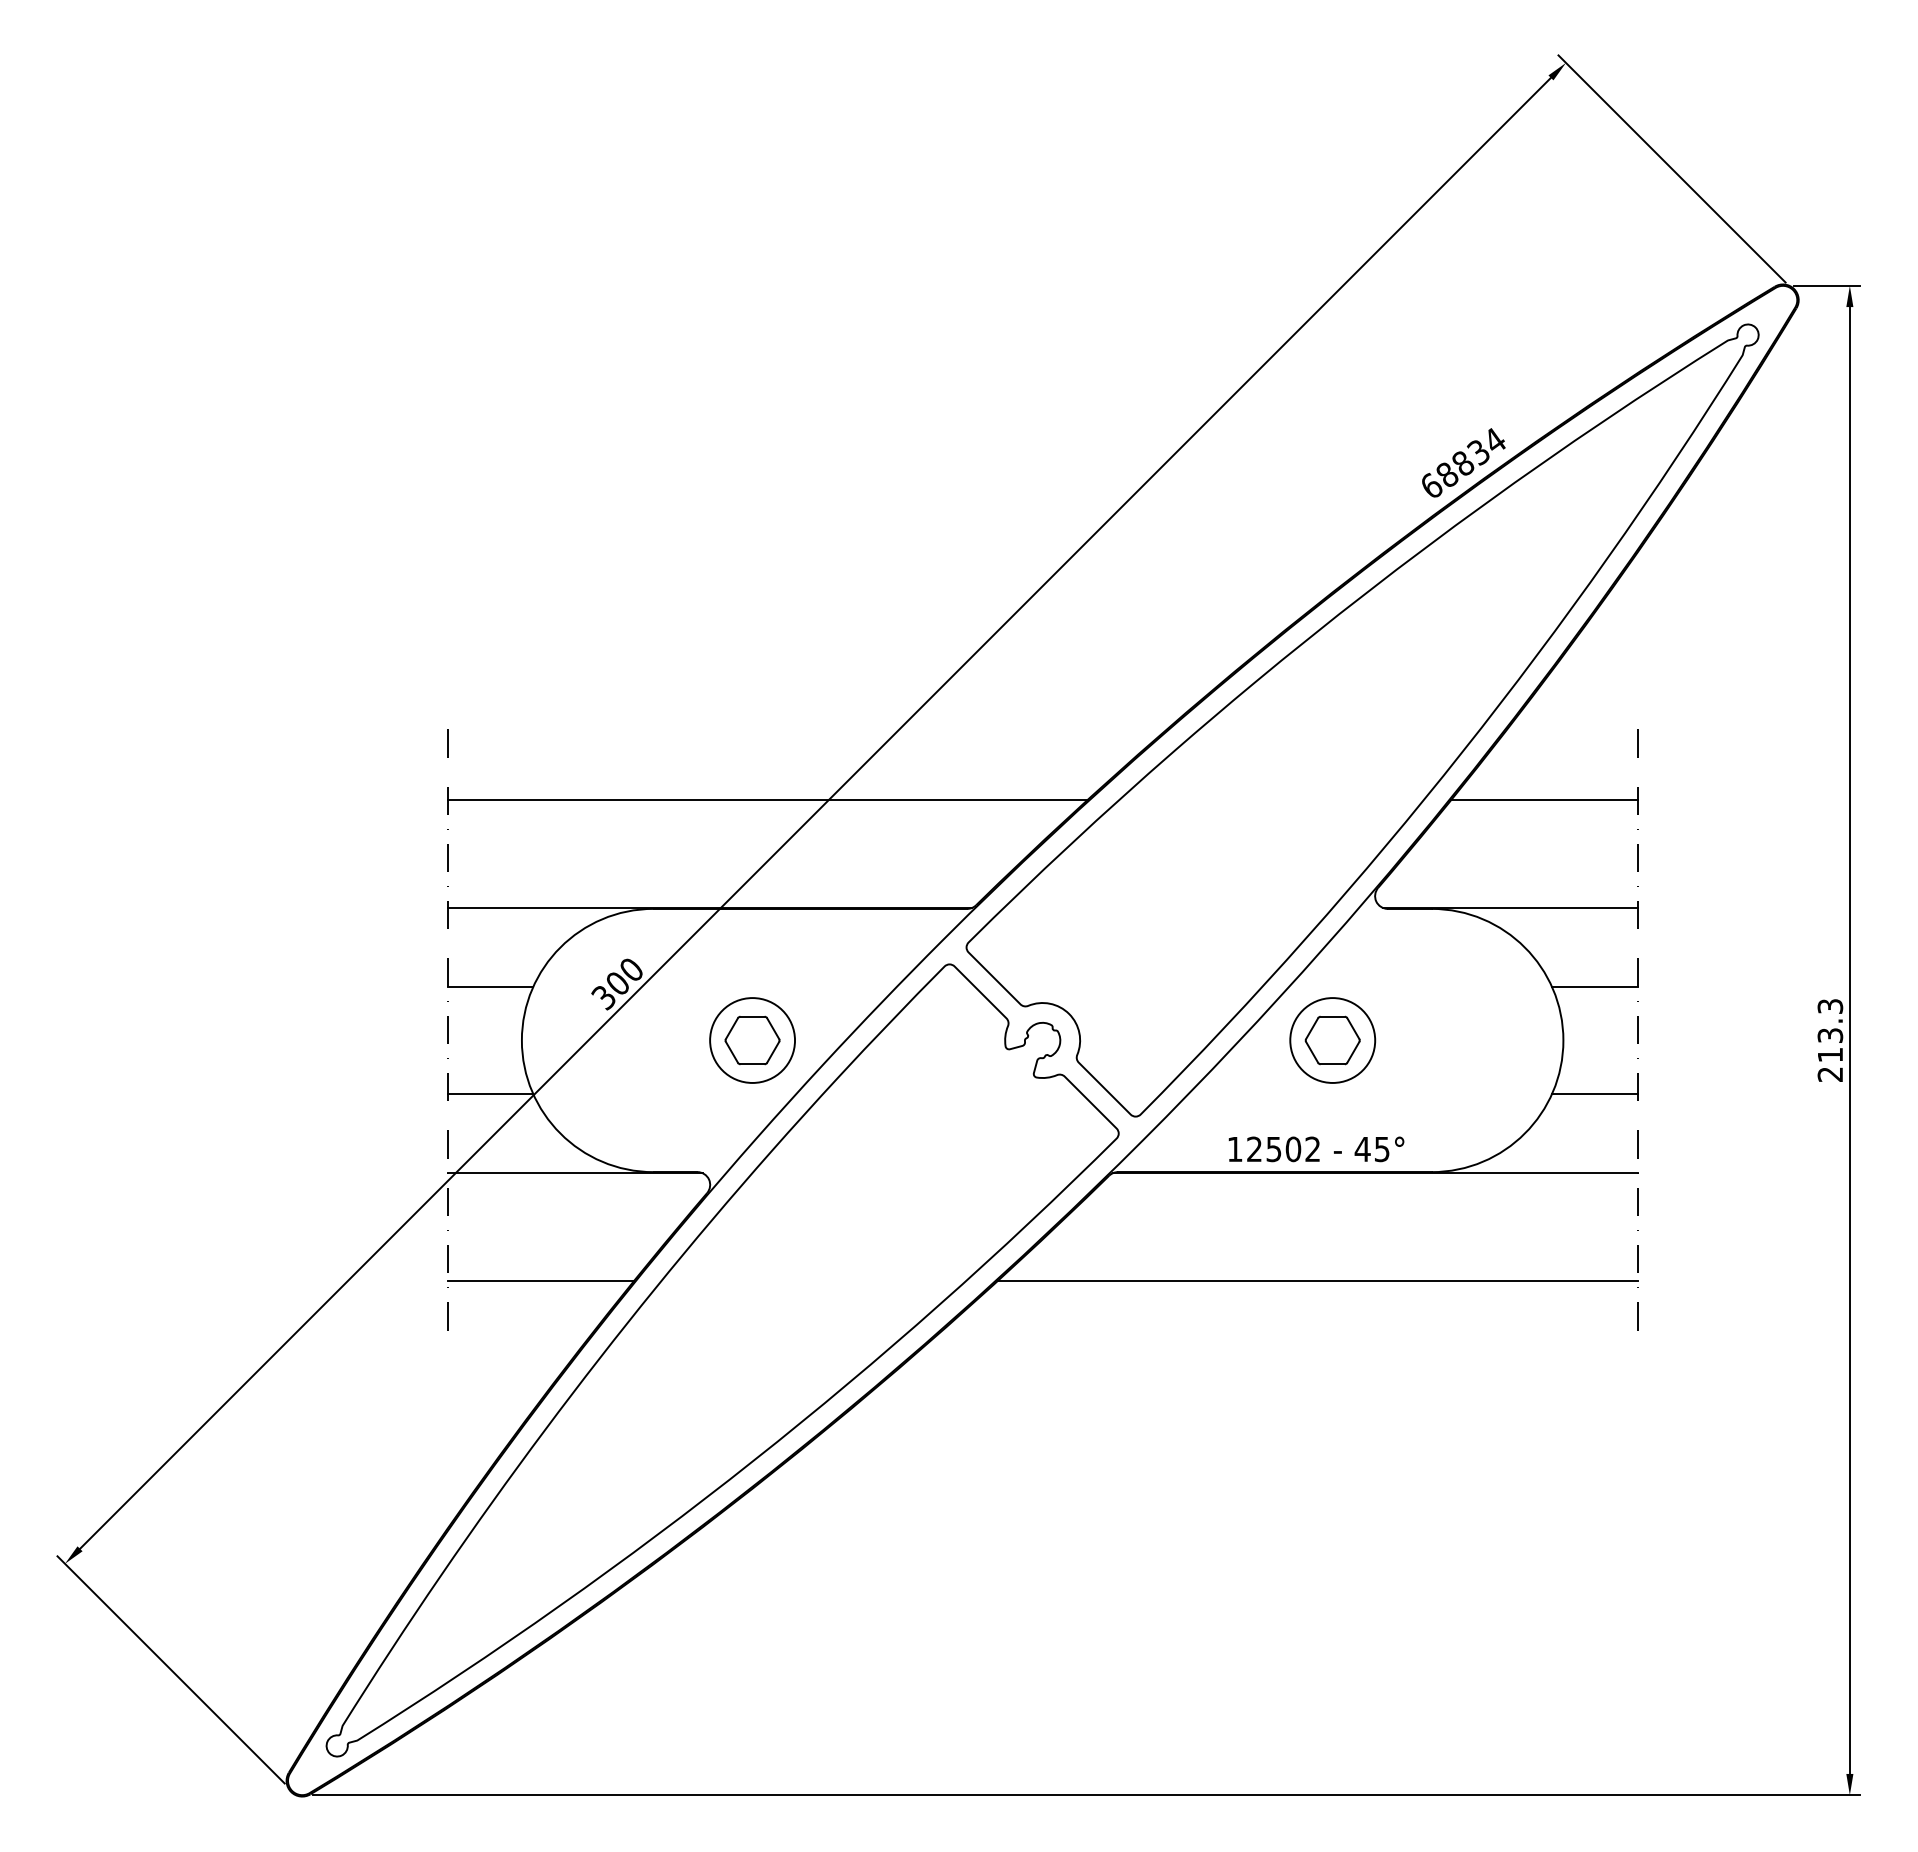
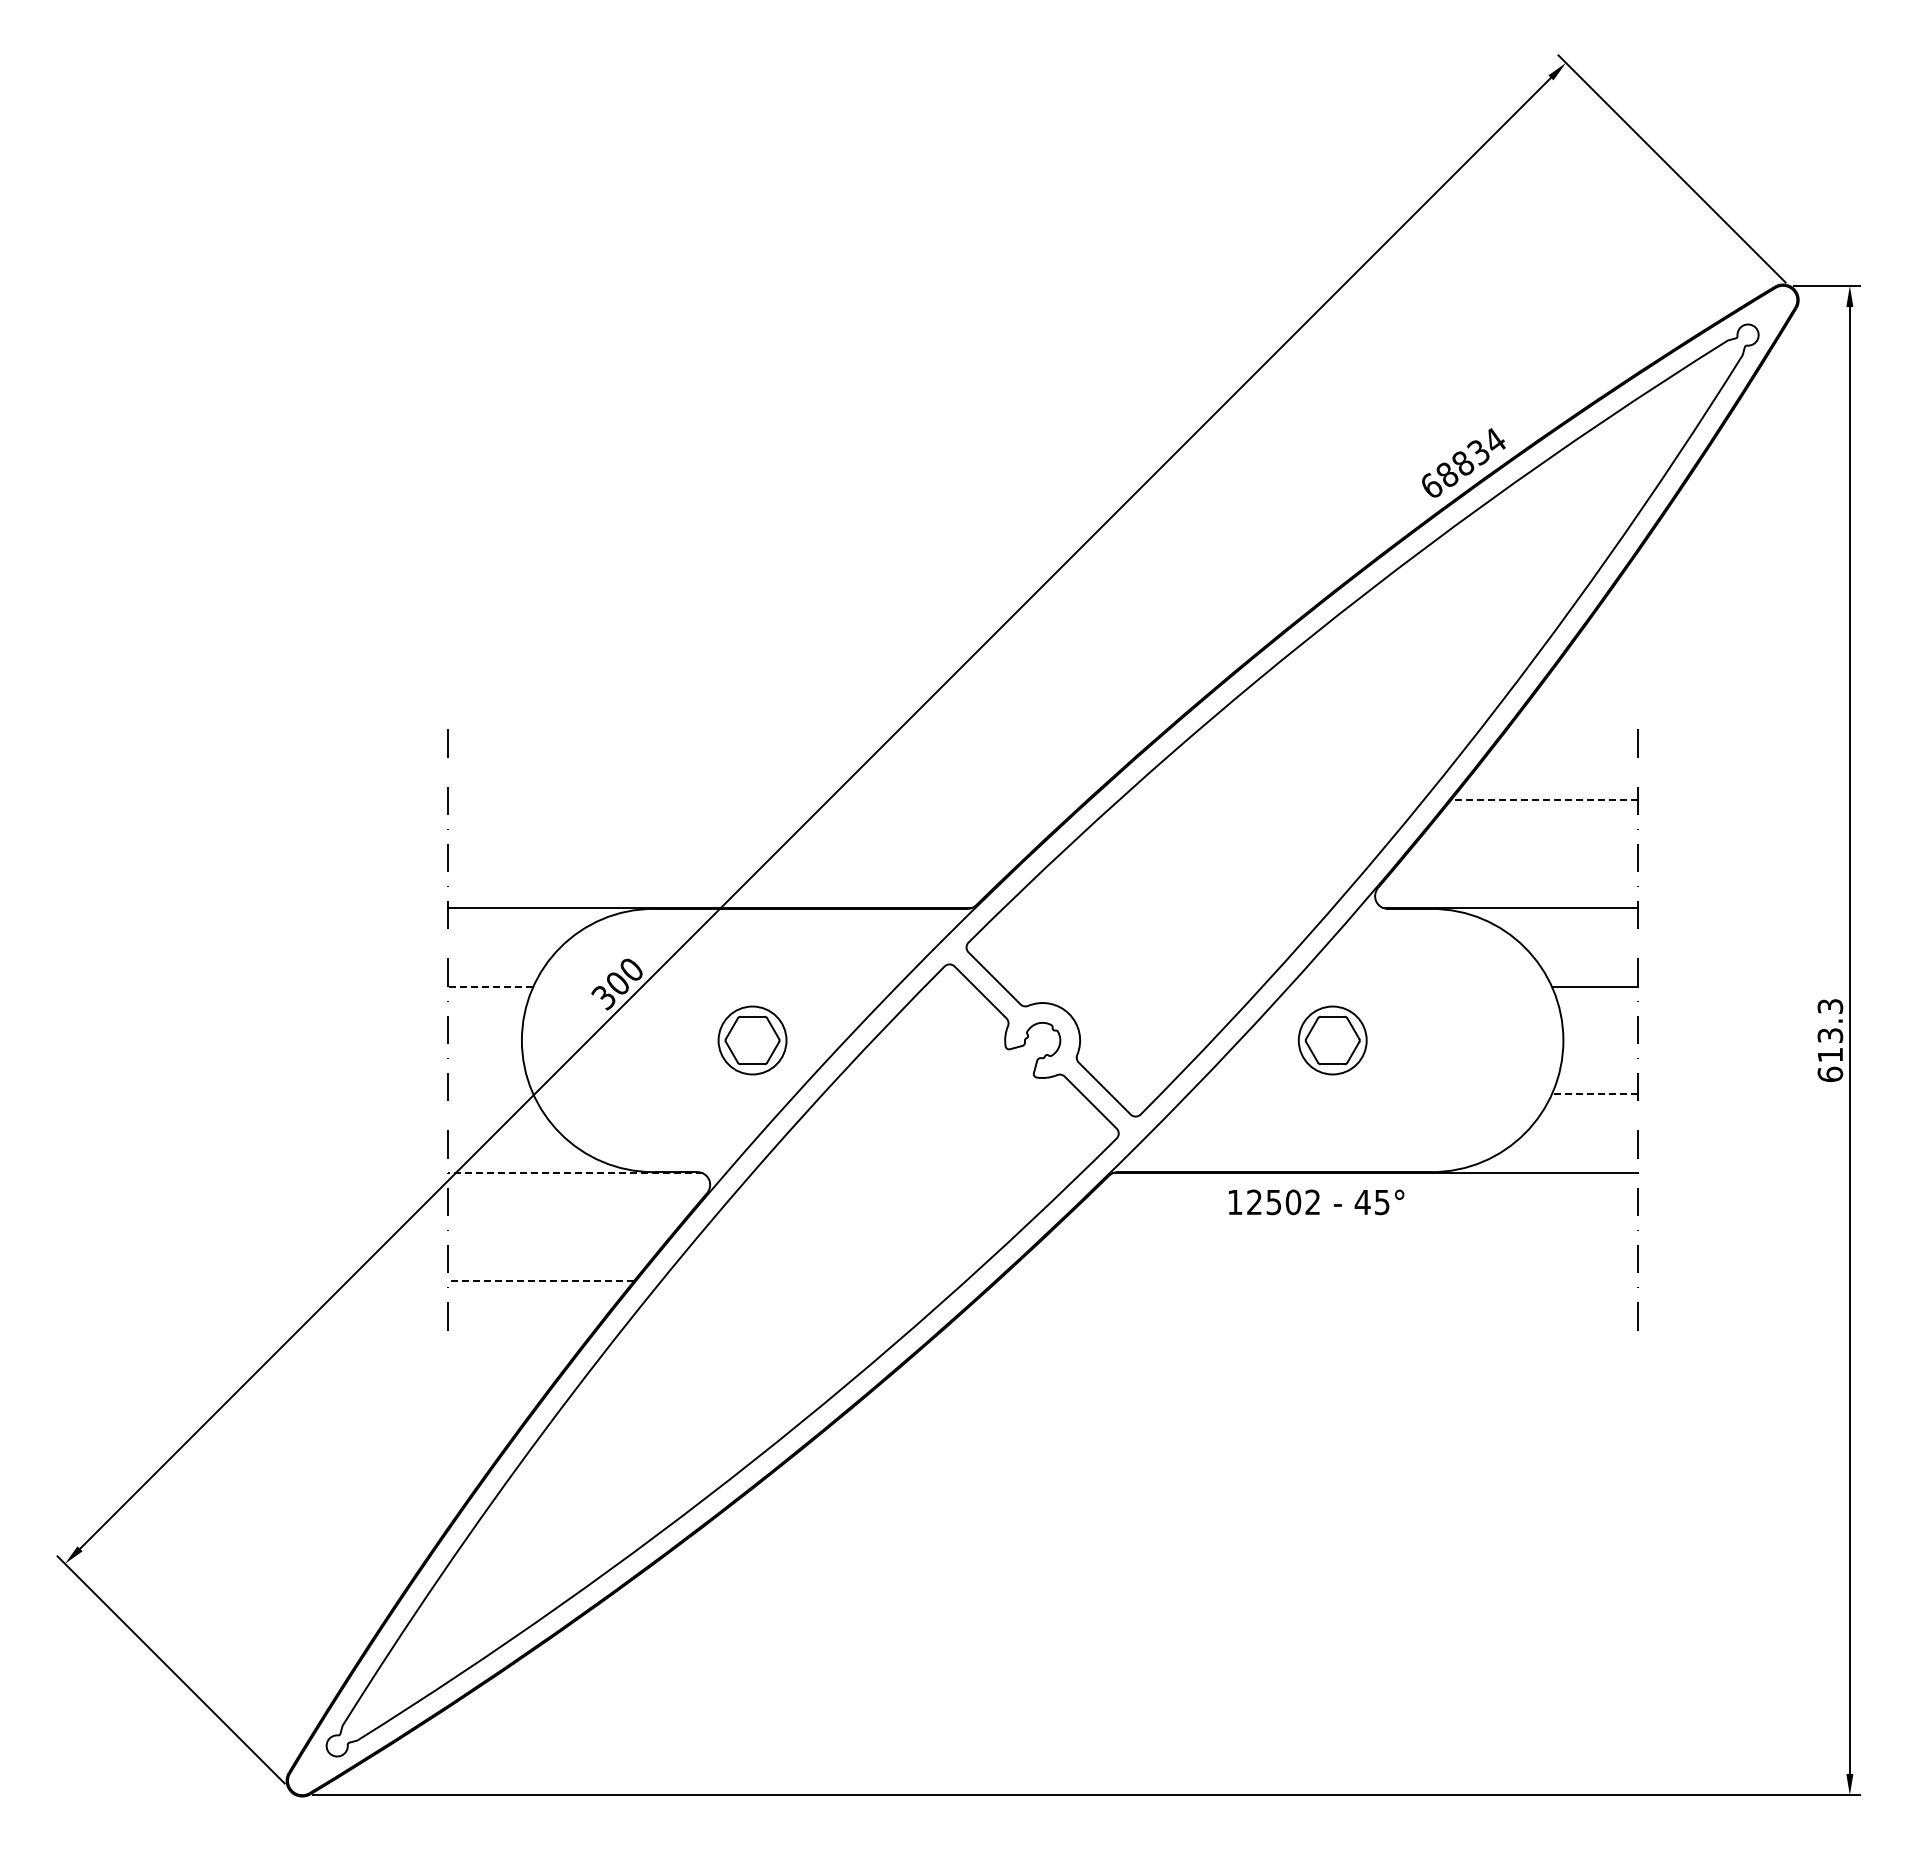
line: present -> none (767, 799)
line: solid -> dashed (1543, 799)
line: solid -> dashed (490, 987)
circle diameter: 85 px -> 68 px (752, 1040)
circle diameter: 85 px -> 68 px (1332, 1040)
text: 213.3 -> 613.3 (1830, 1073)
line: present -> none (490, 1093)
line: solid -> dashed (1594, 1093)
text position: (1316, 1149) -> (1316, 1202) (1316, 1202)
line: solid -> dashed (574, 1173)
line: solid -> dashed (540, 1281)
line: present -> none (1317, 1281)
